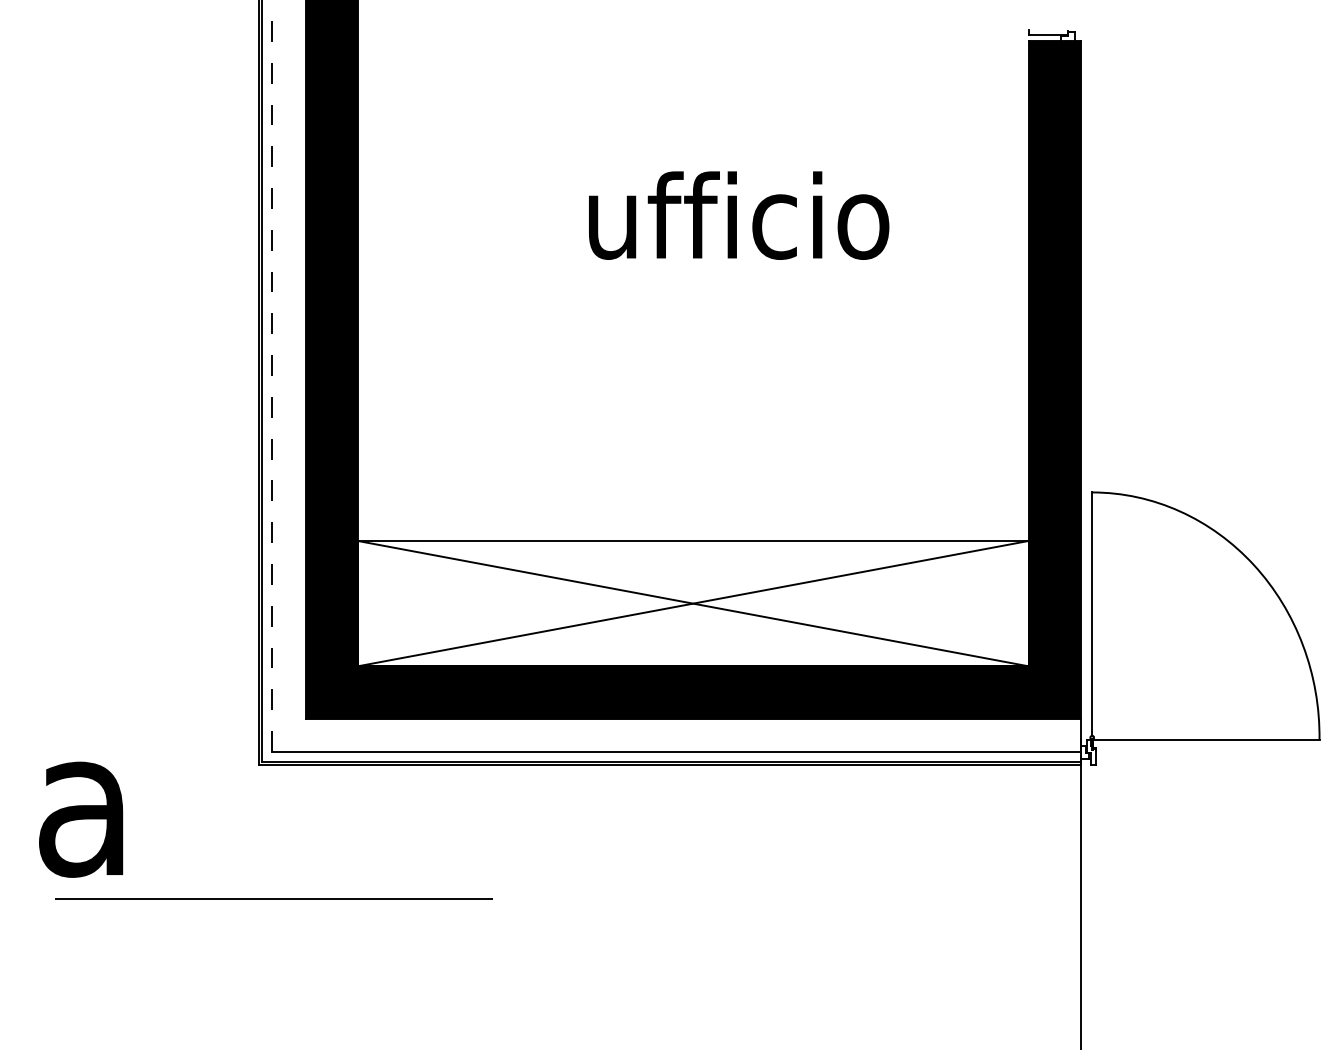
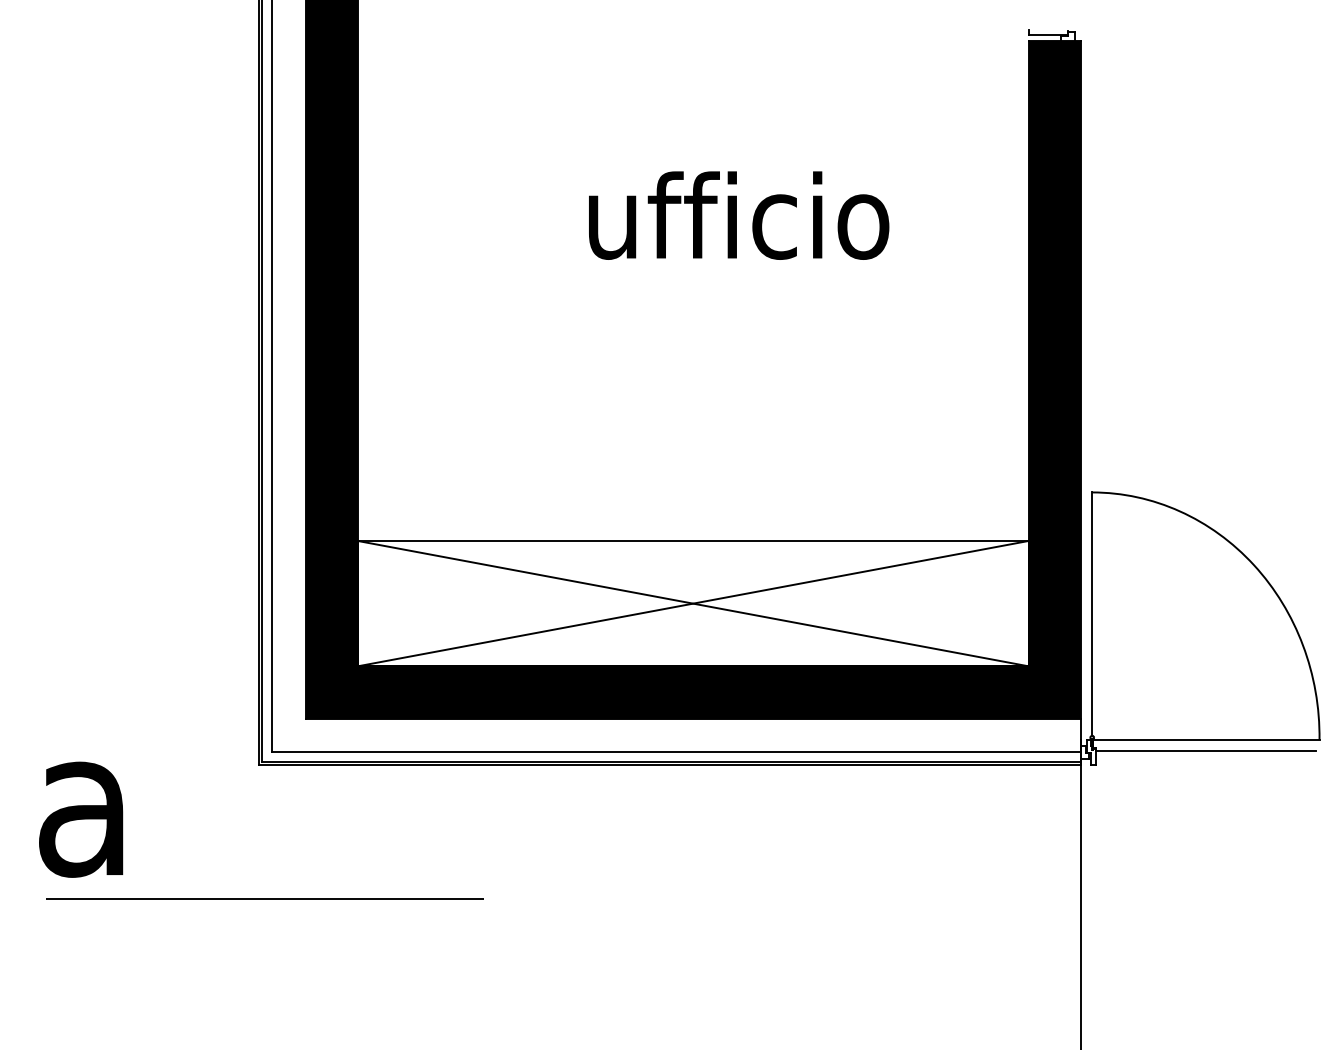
line: dashed -> solid (272, 375)
line: none -> present (1205, 751)
line position: (273, 898) -> (264, 898) (264, 898)
